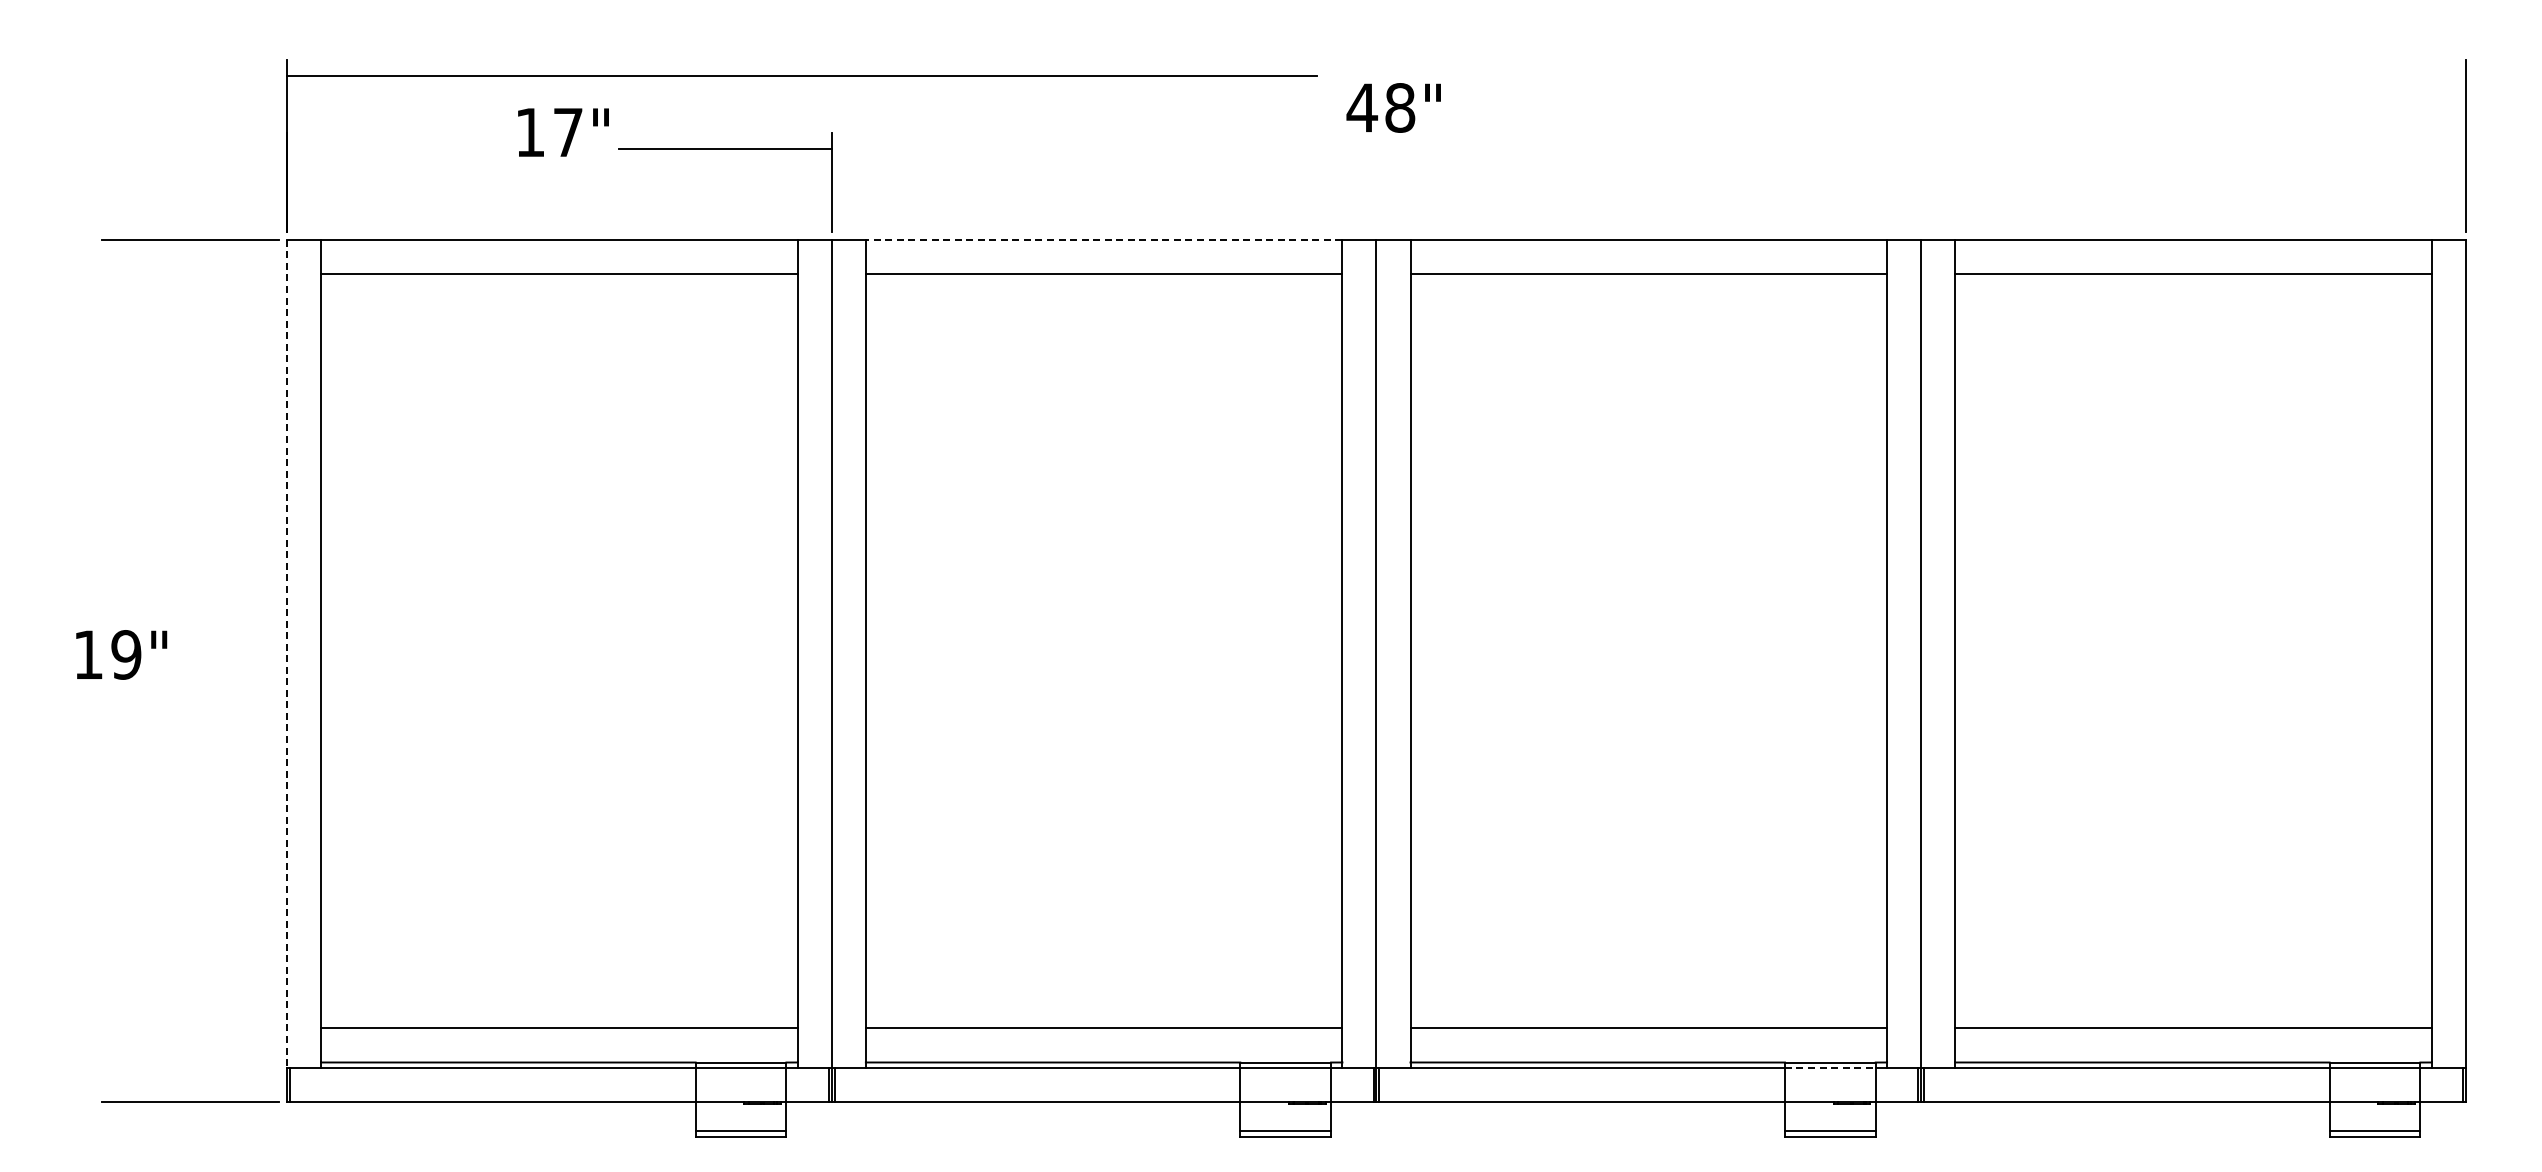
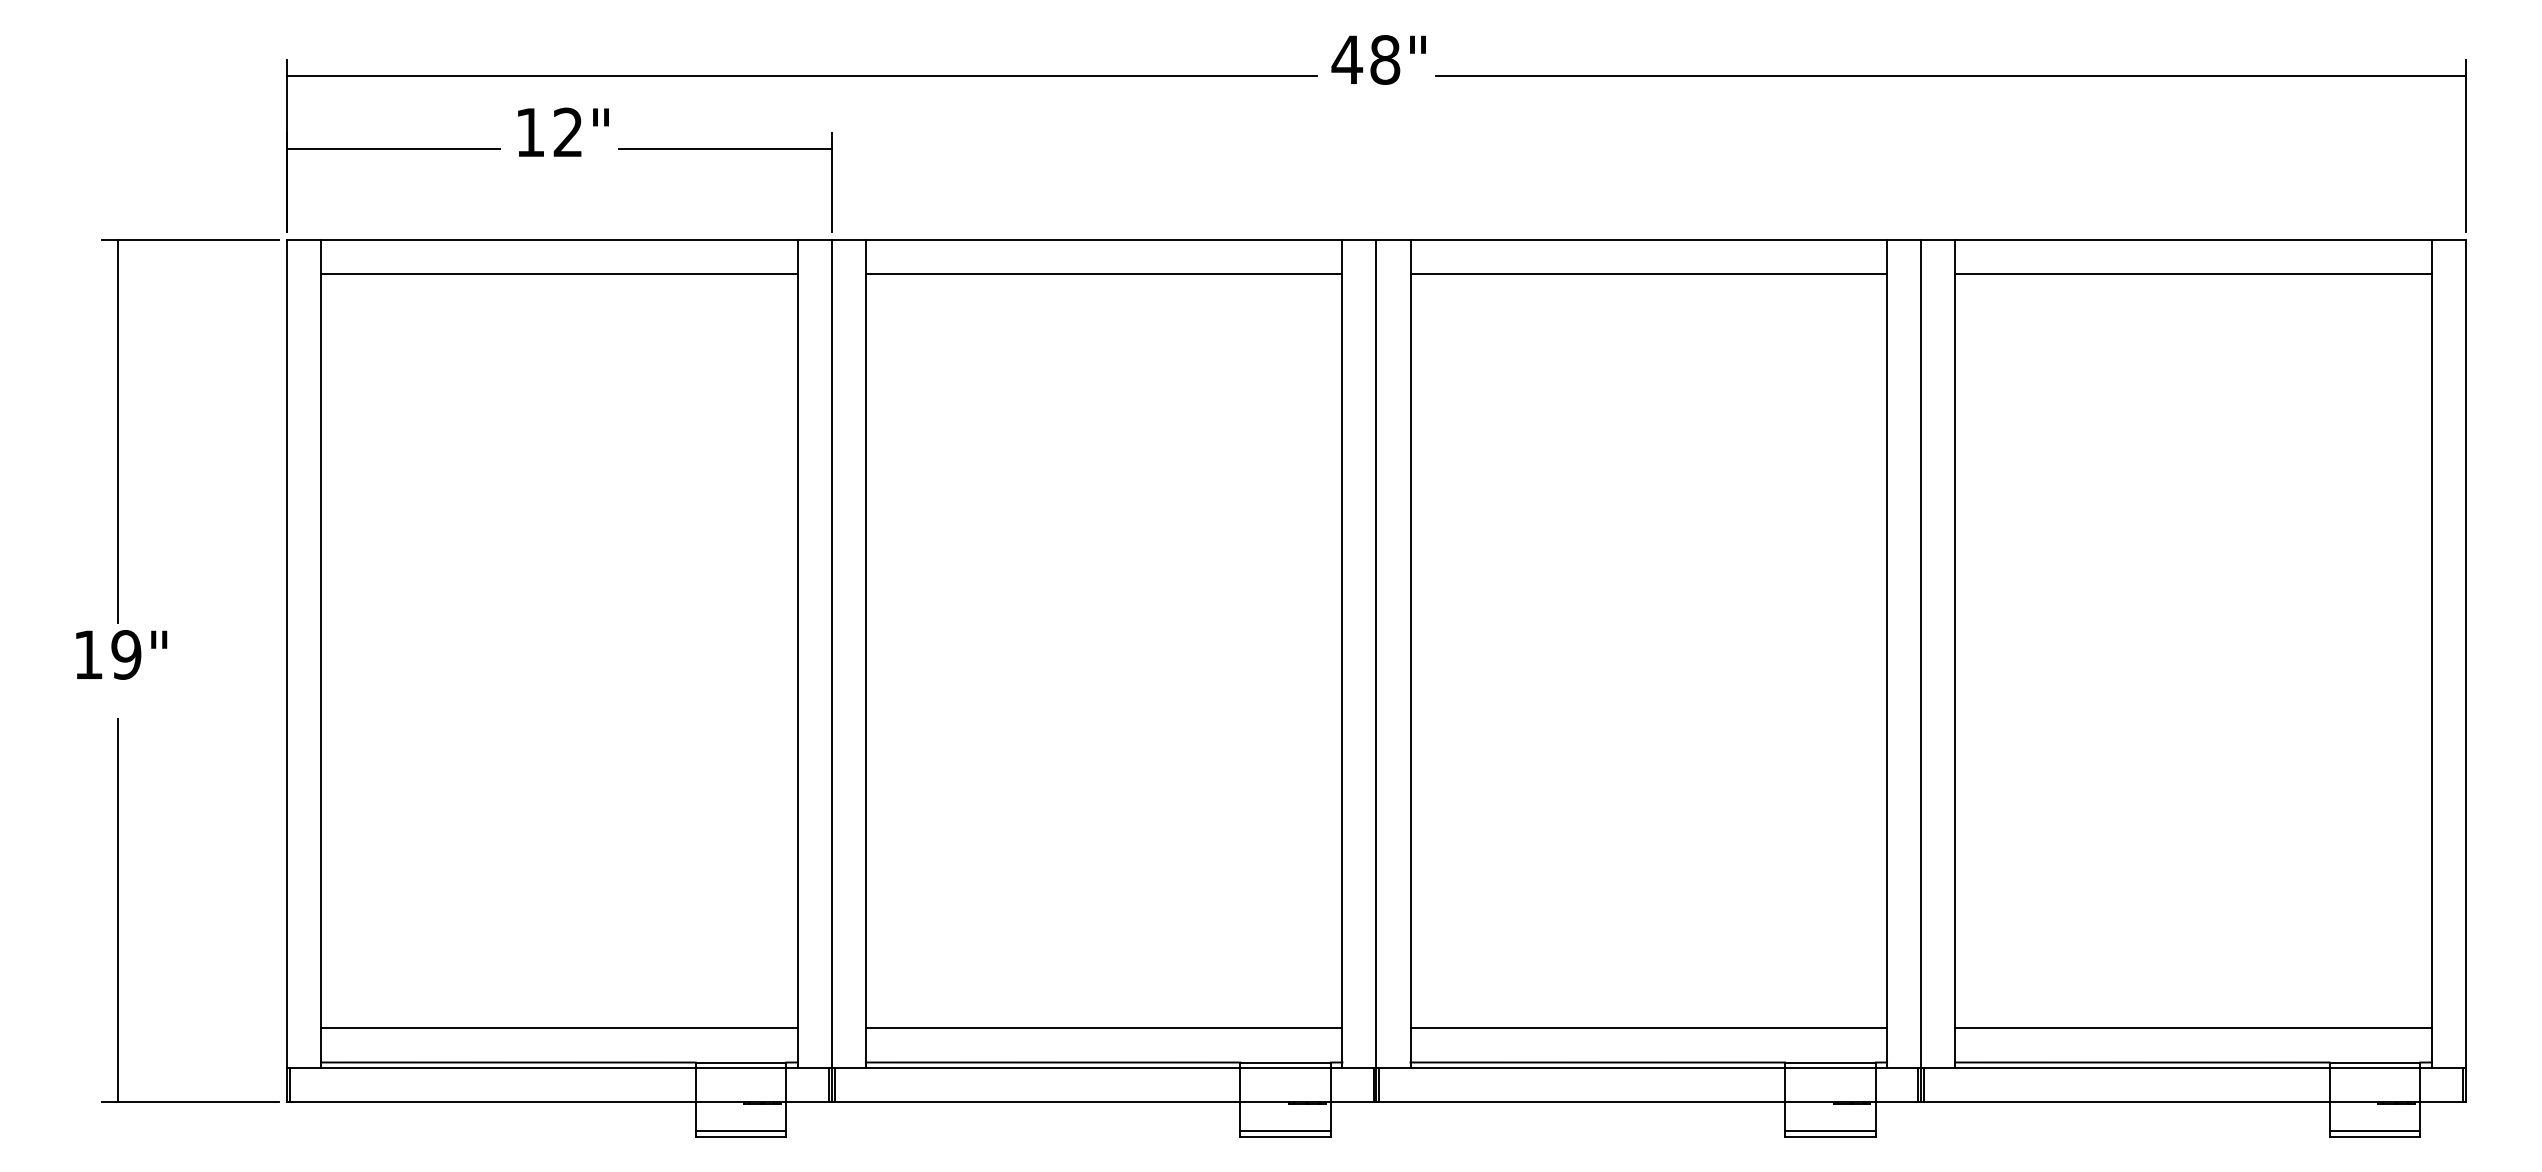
line: none -> present (1950, 76)
text position: (1393, 107) -> (1378, 59) (1378, 59)
text: 17" -> 12" (567, 131)
line: none -> present (393, 148)
line: dashed -> solid (1103, 239)
line: none -> present (117, 431)
line: dashed -> solid (287, 654)
line: none -> present (117, 910)
line: dashed -> solid (1830, 1068)
